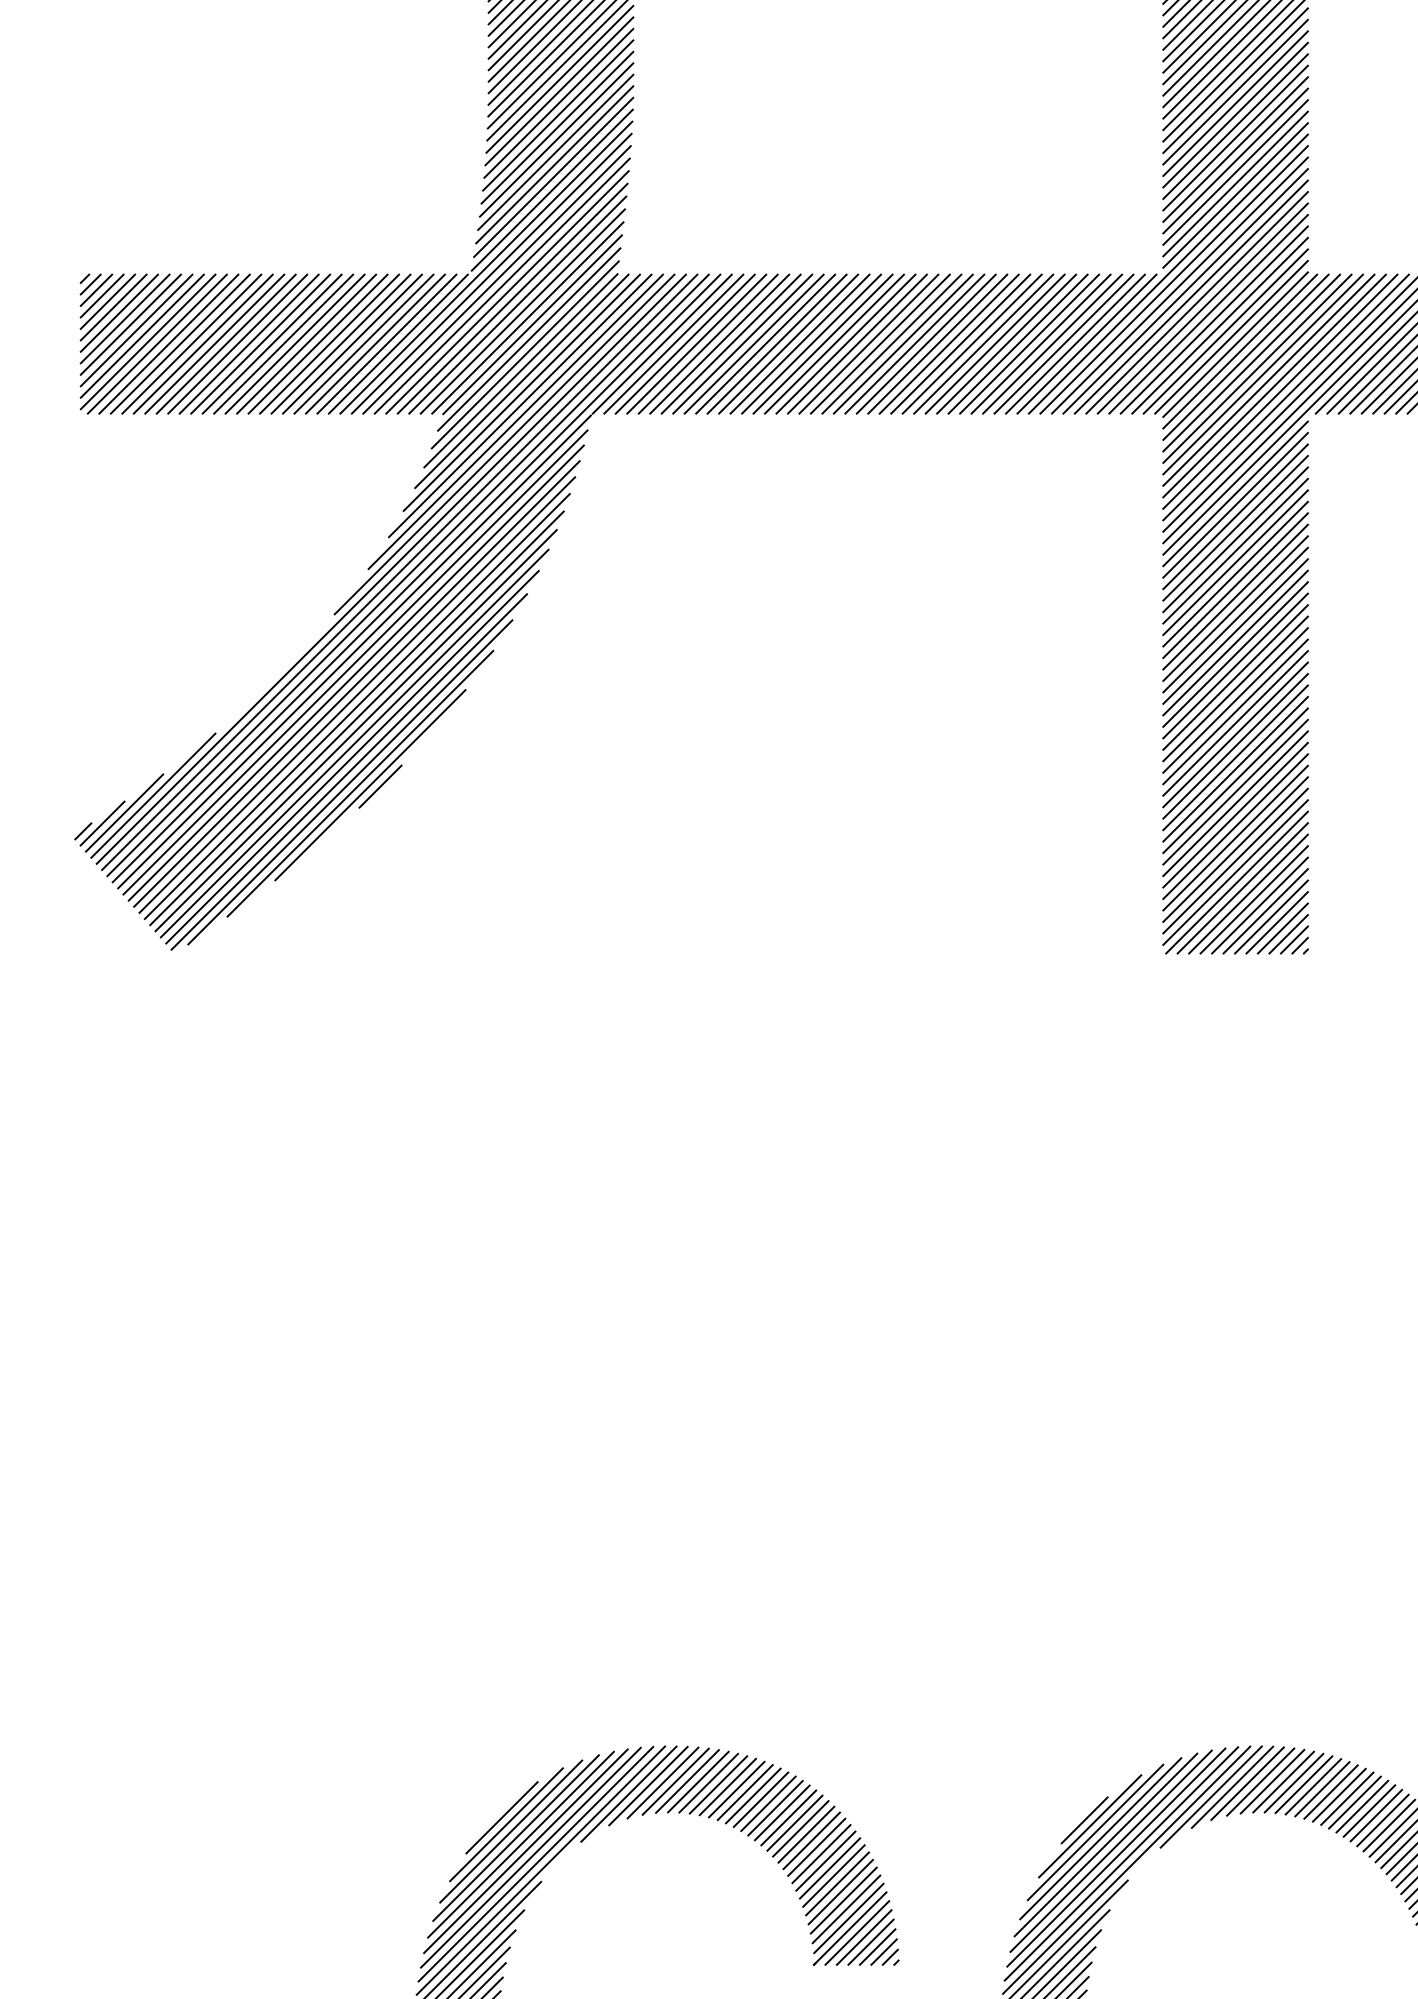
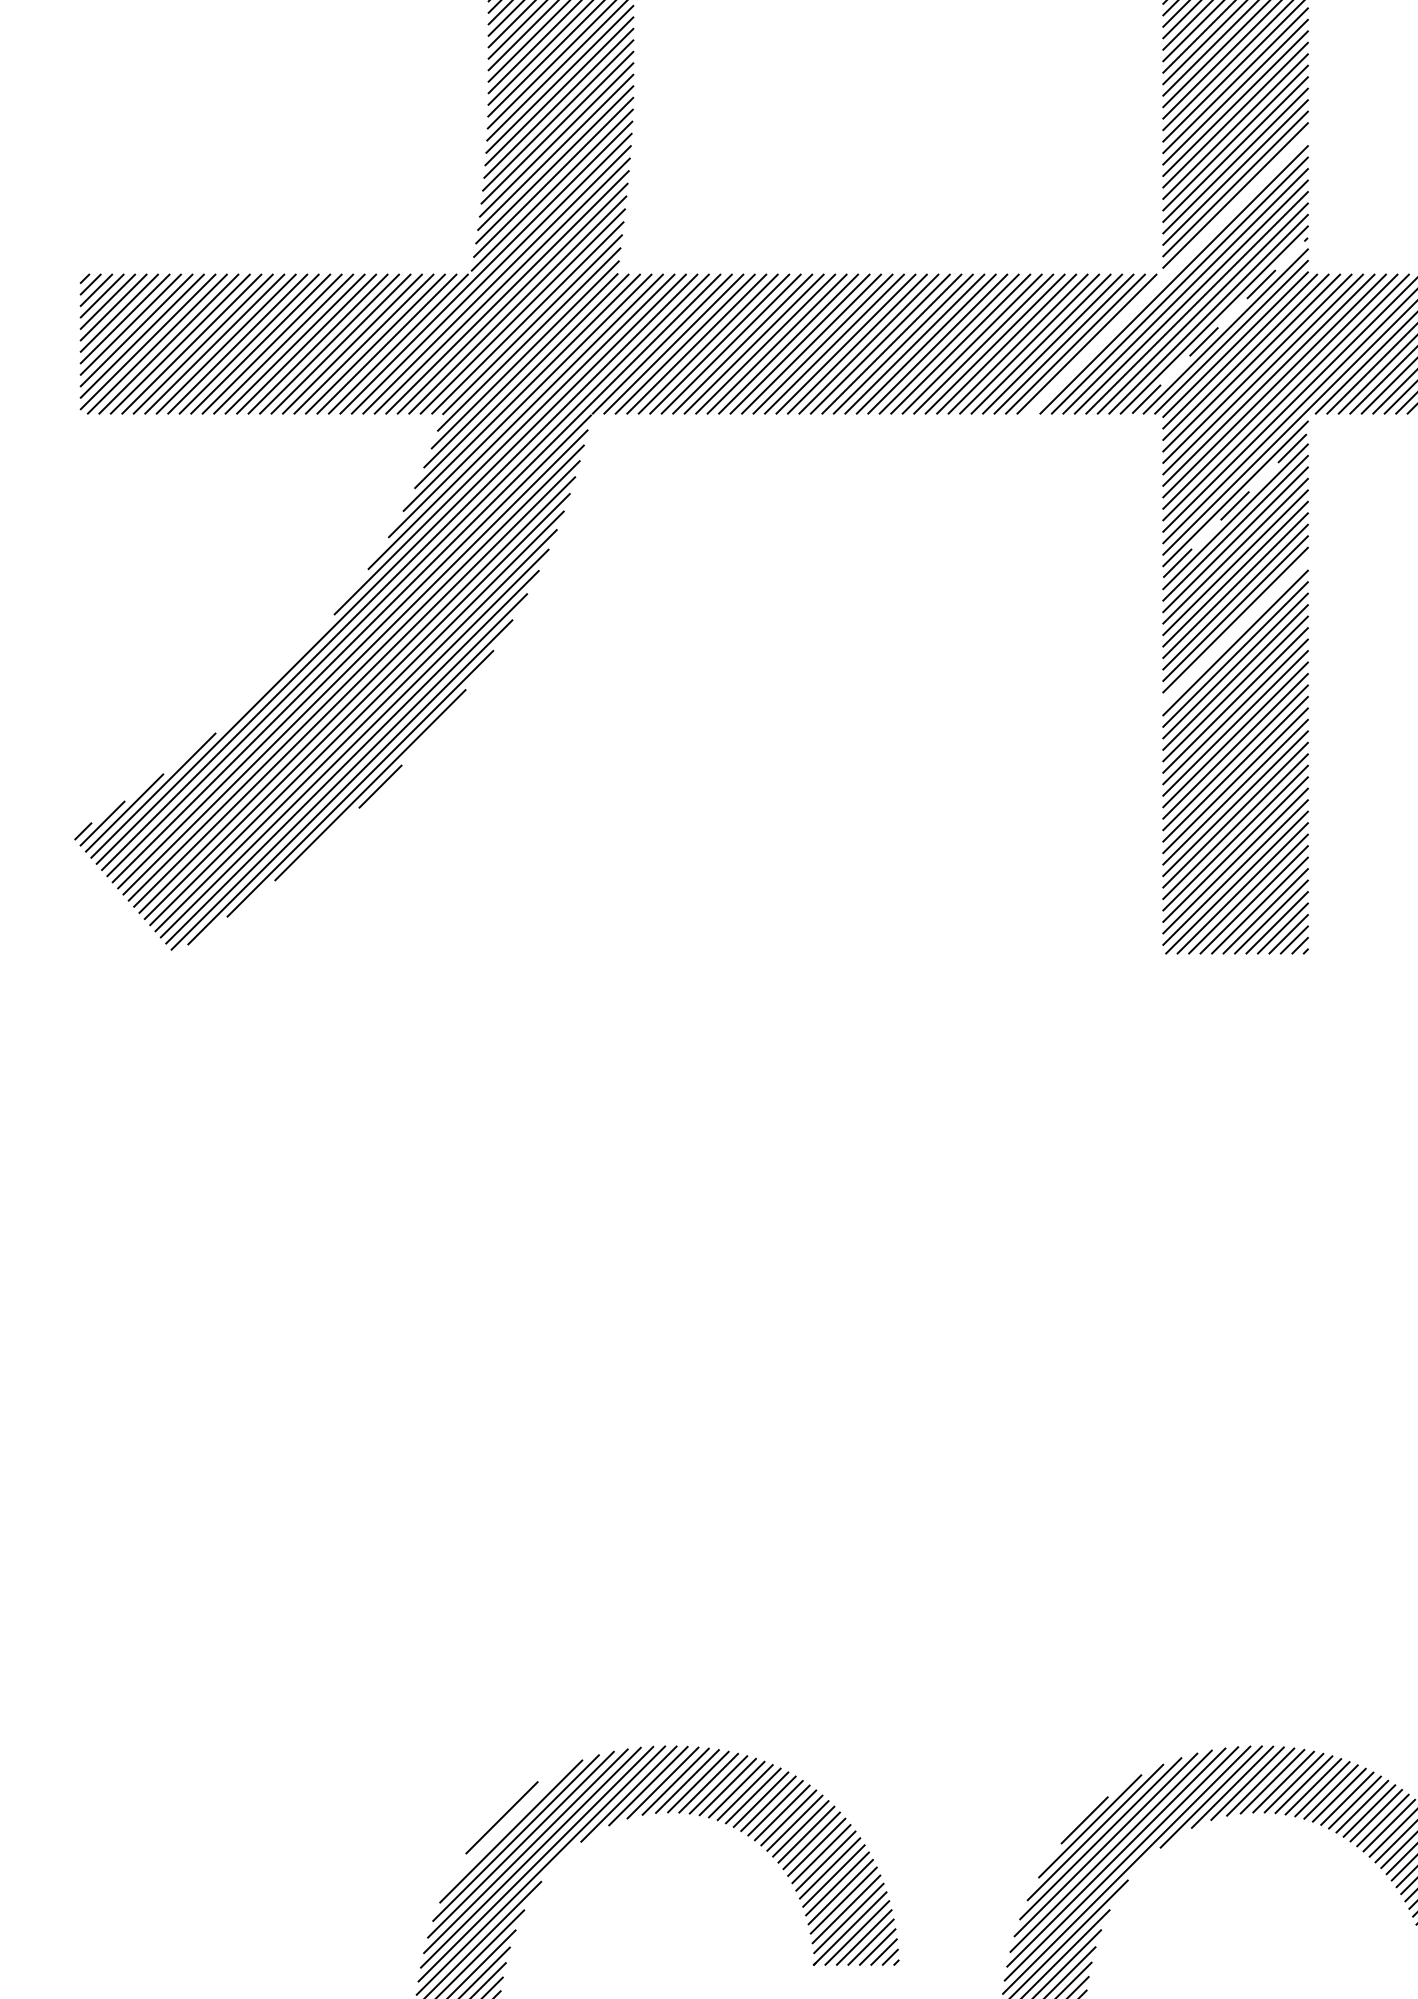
line: present -> none (1167, 273)
line: solid -> dashed (1220, 325)
line: solid -> dashed (1235, 504)
line: present -> none (1235, 631)
line: present -> none (506, 1824)
